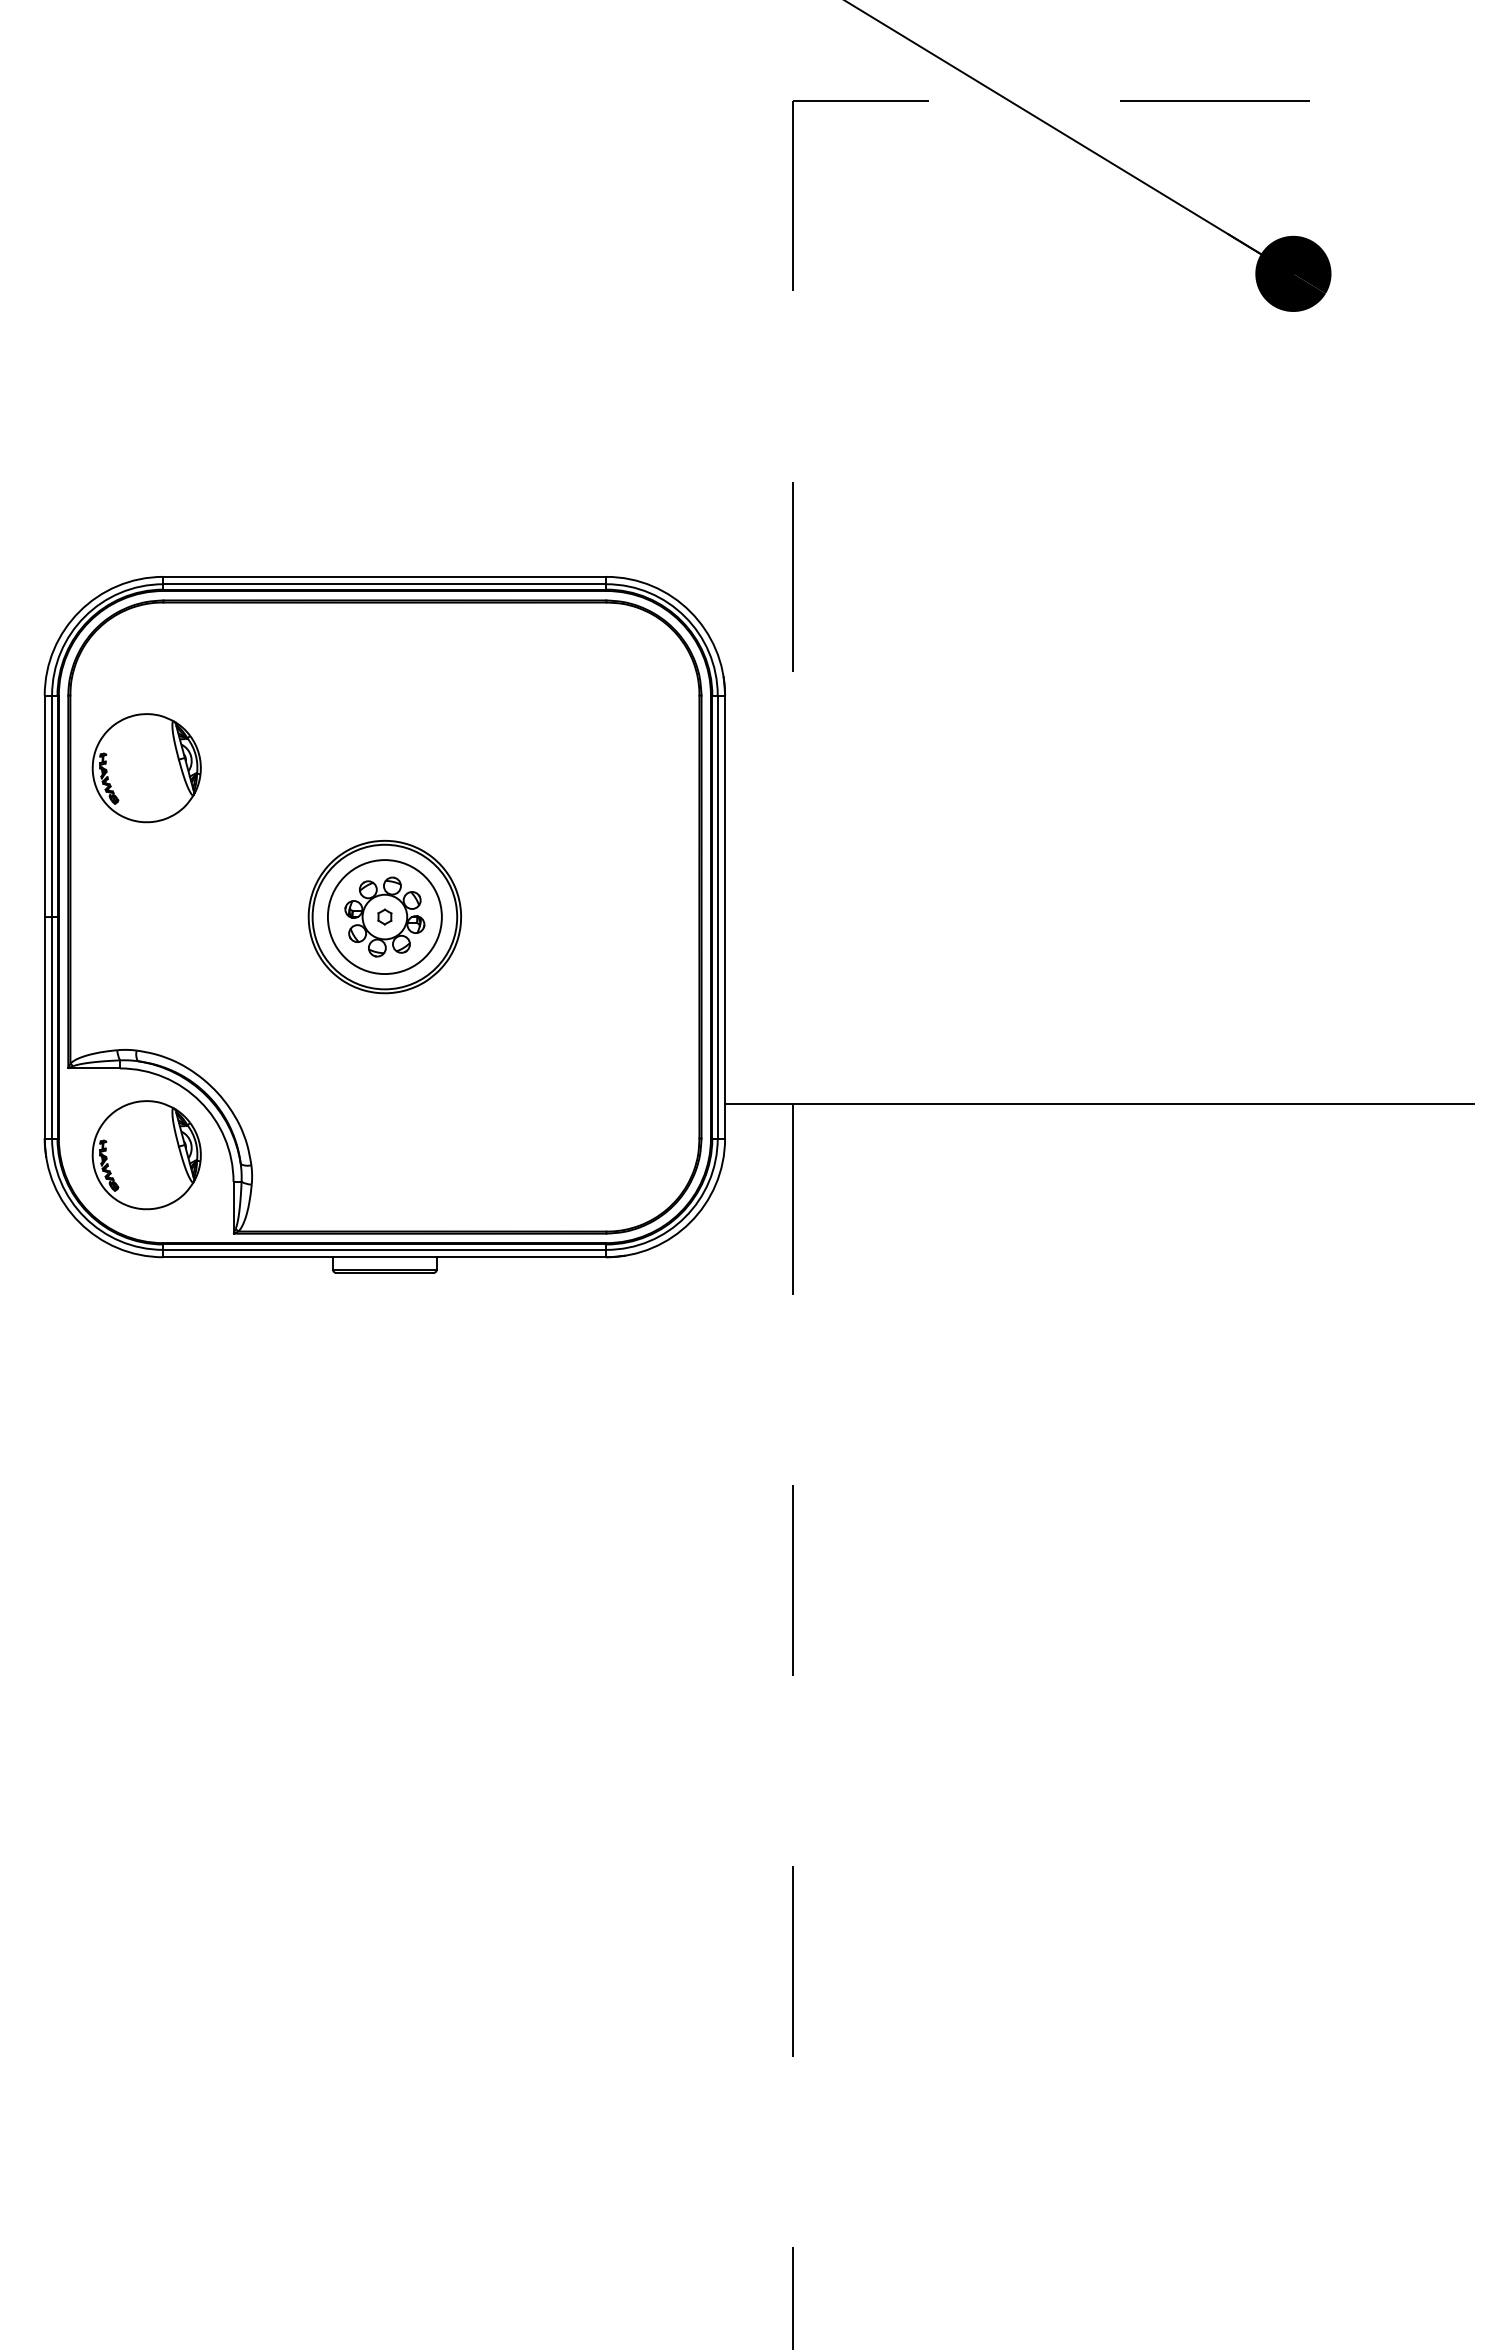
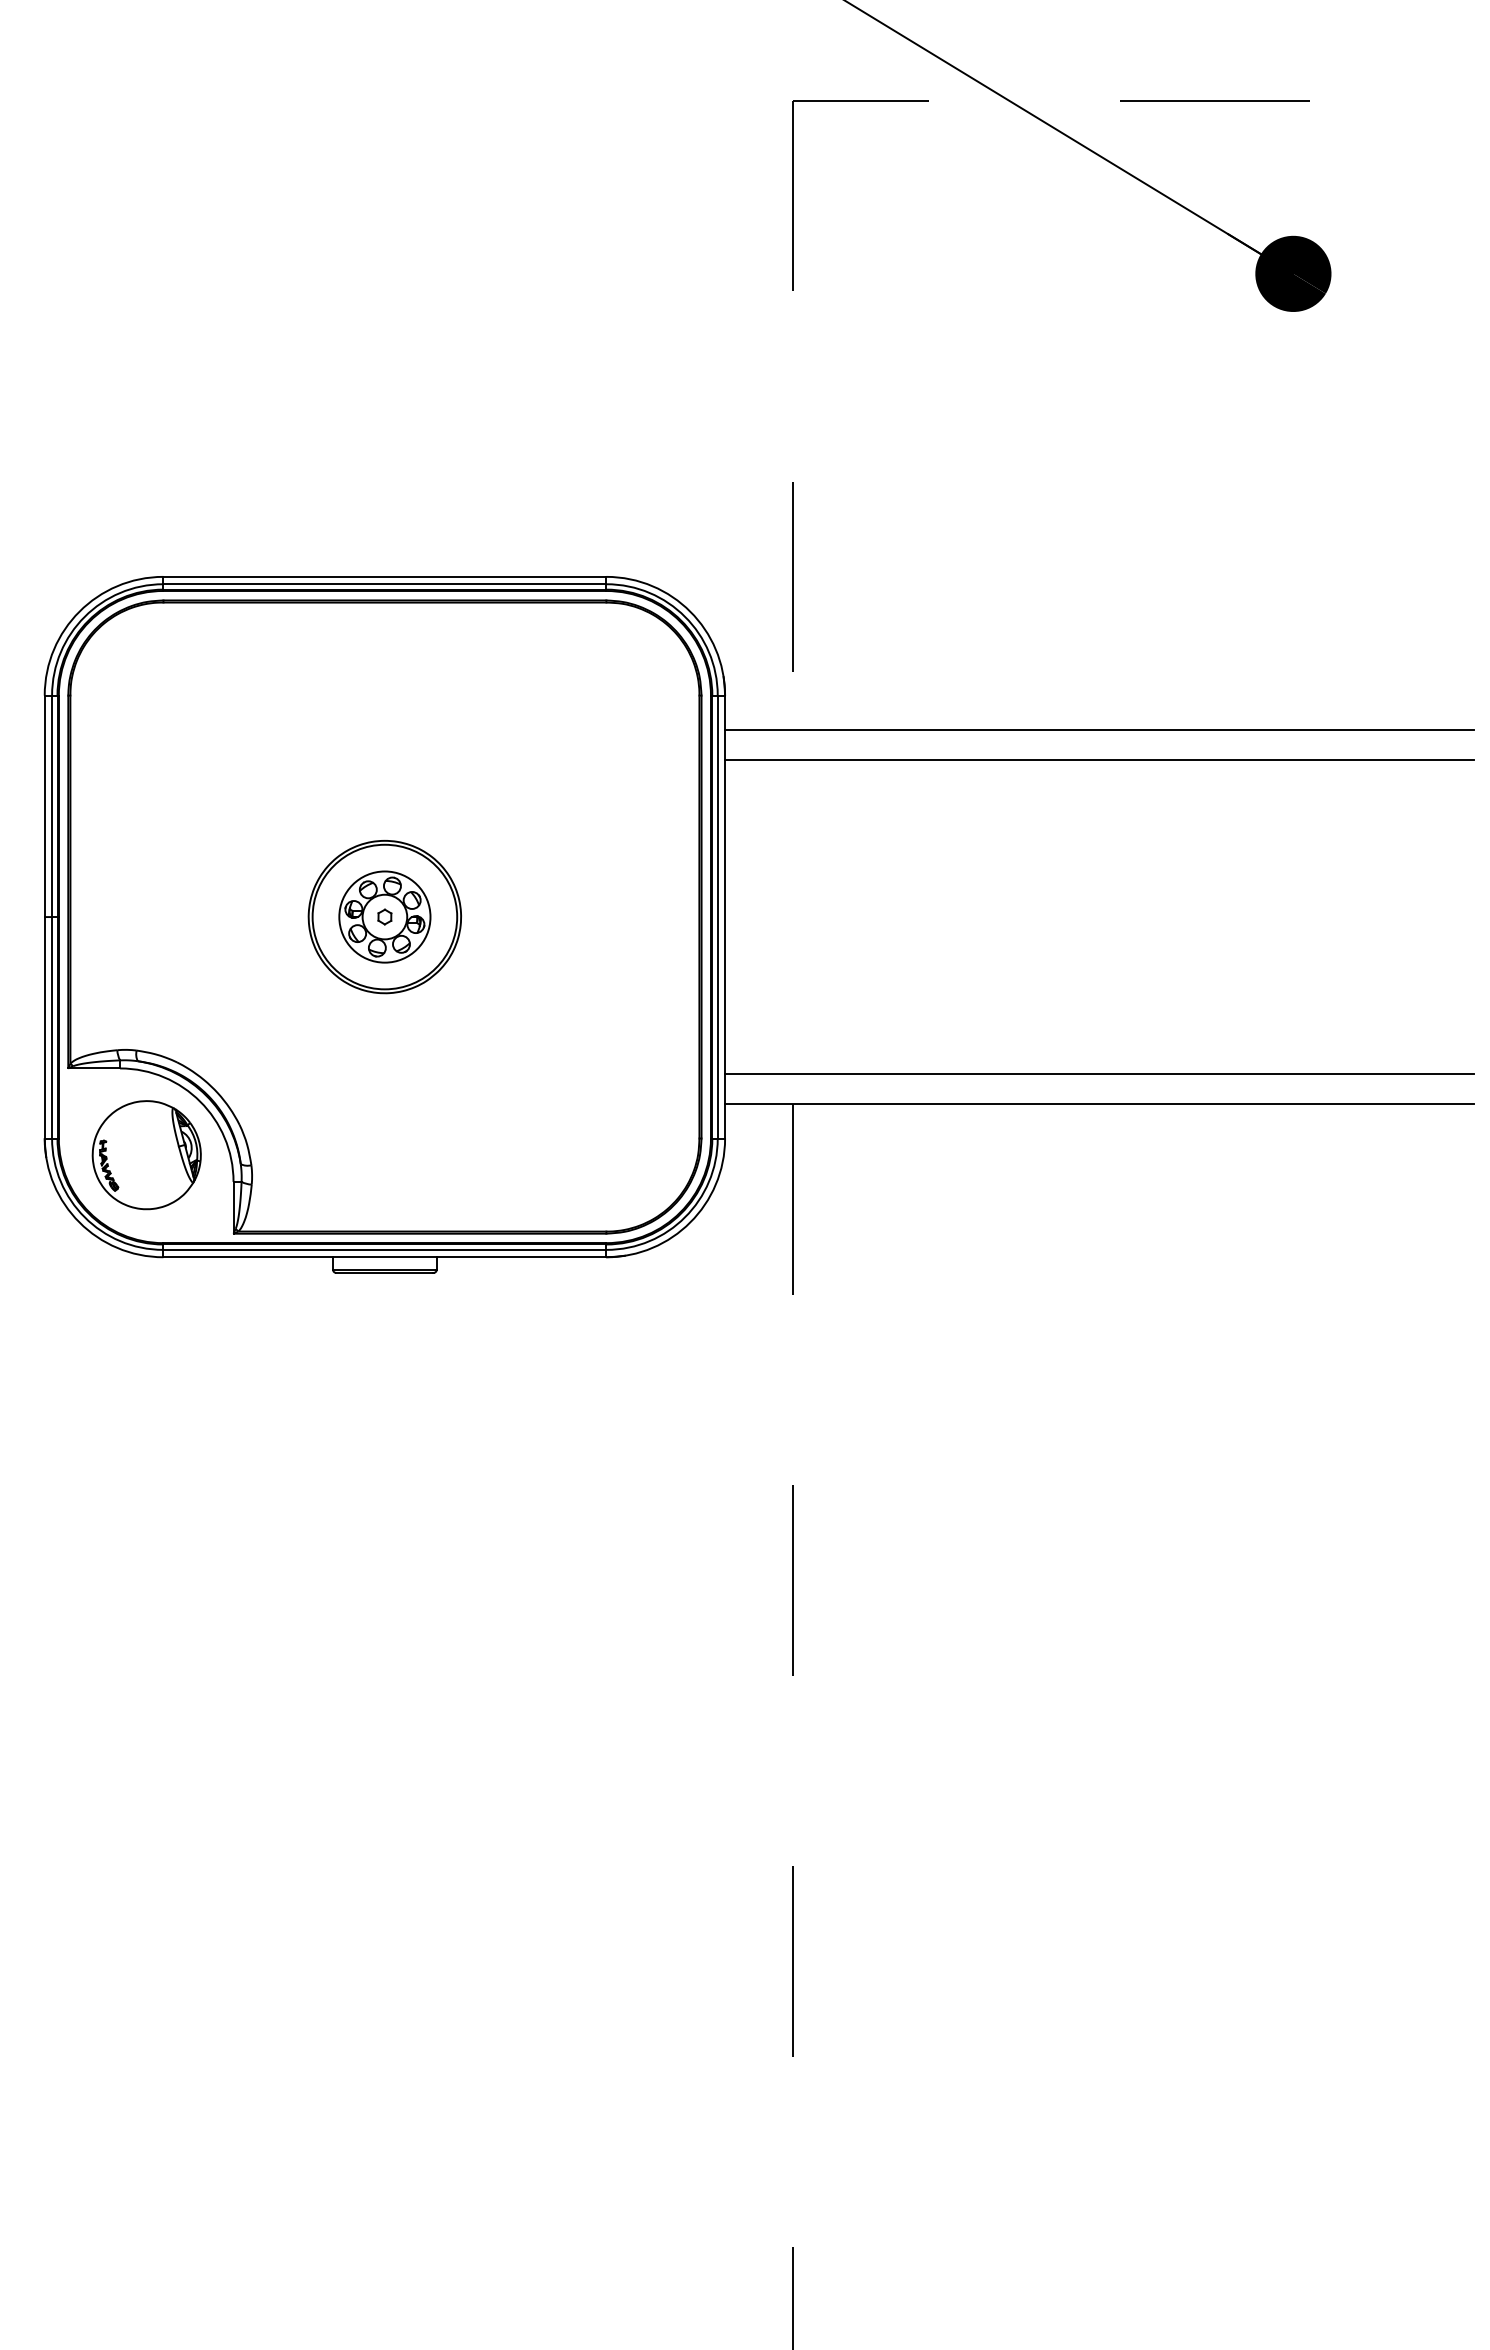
line: none -> present (1099, 729)
line: none -> present (1099, 759)
part: present -> none (146, 768)
circle diameter: 114 px -> 91 px (384, 916)
line: none -> present (1099, 1074)
